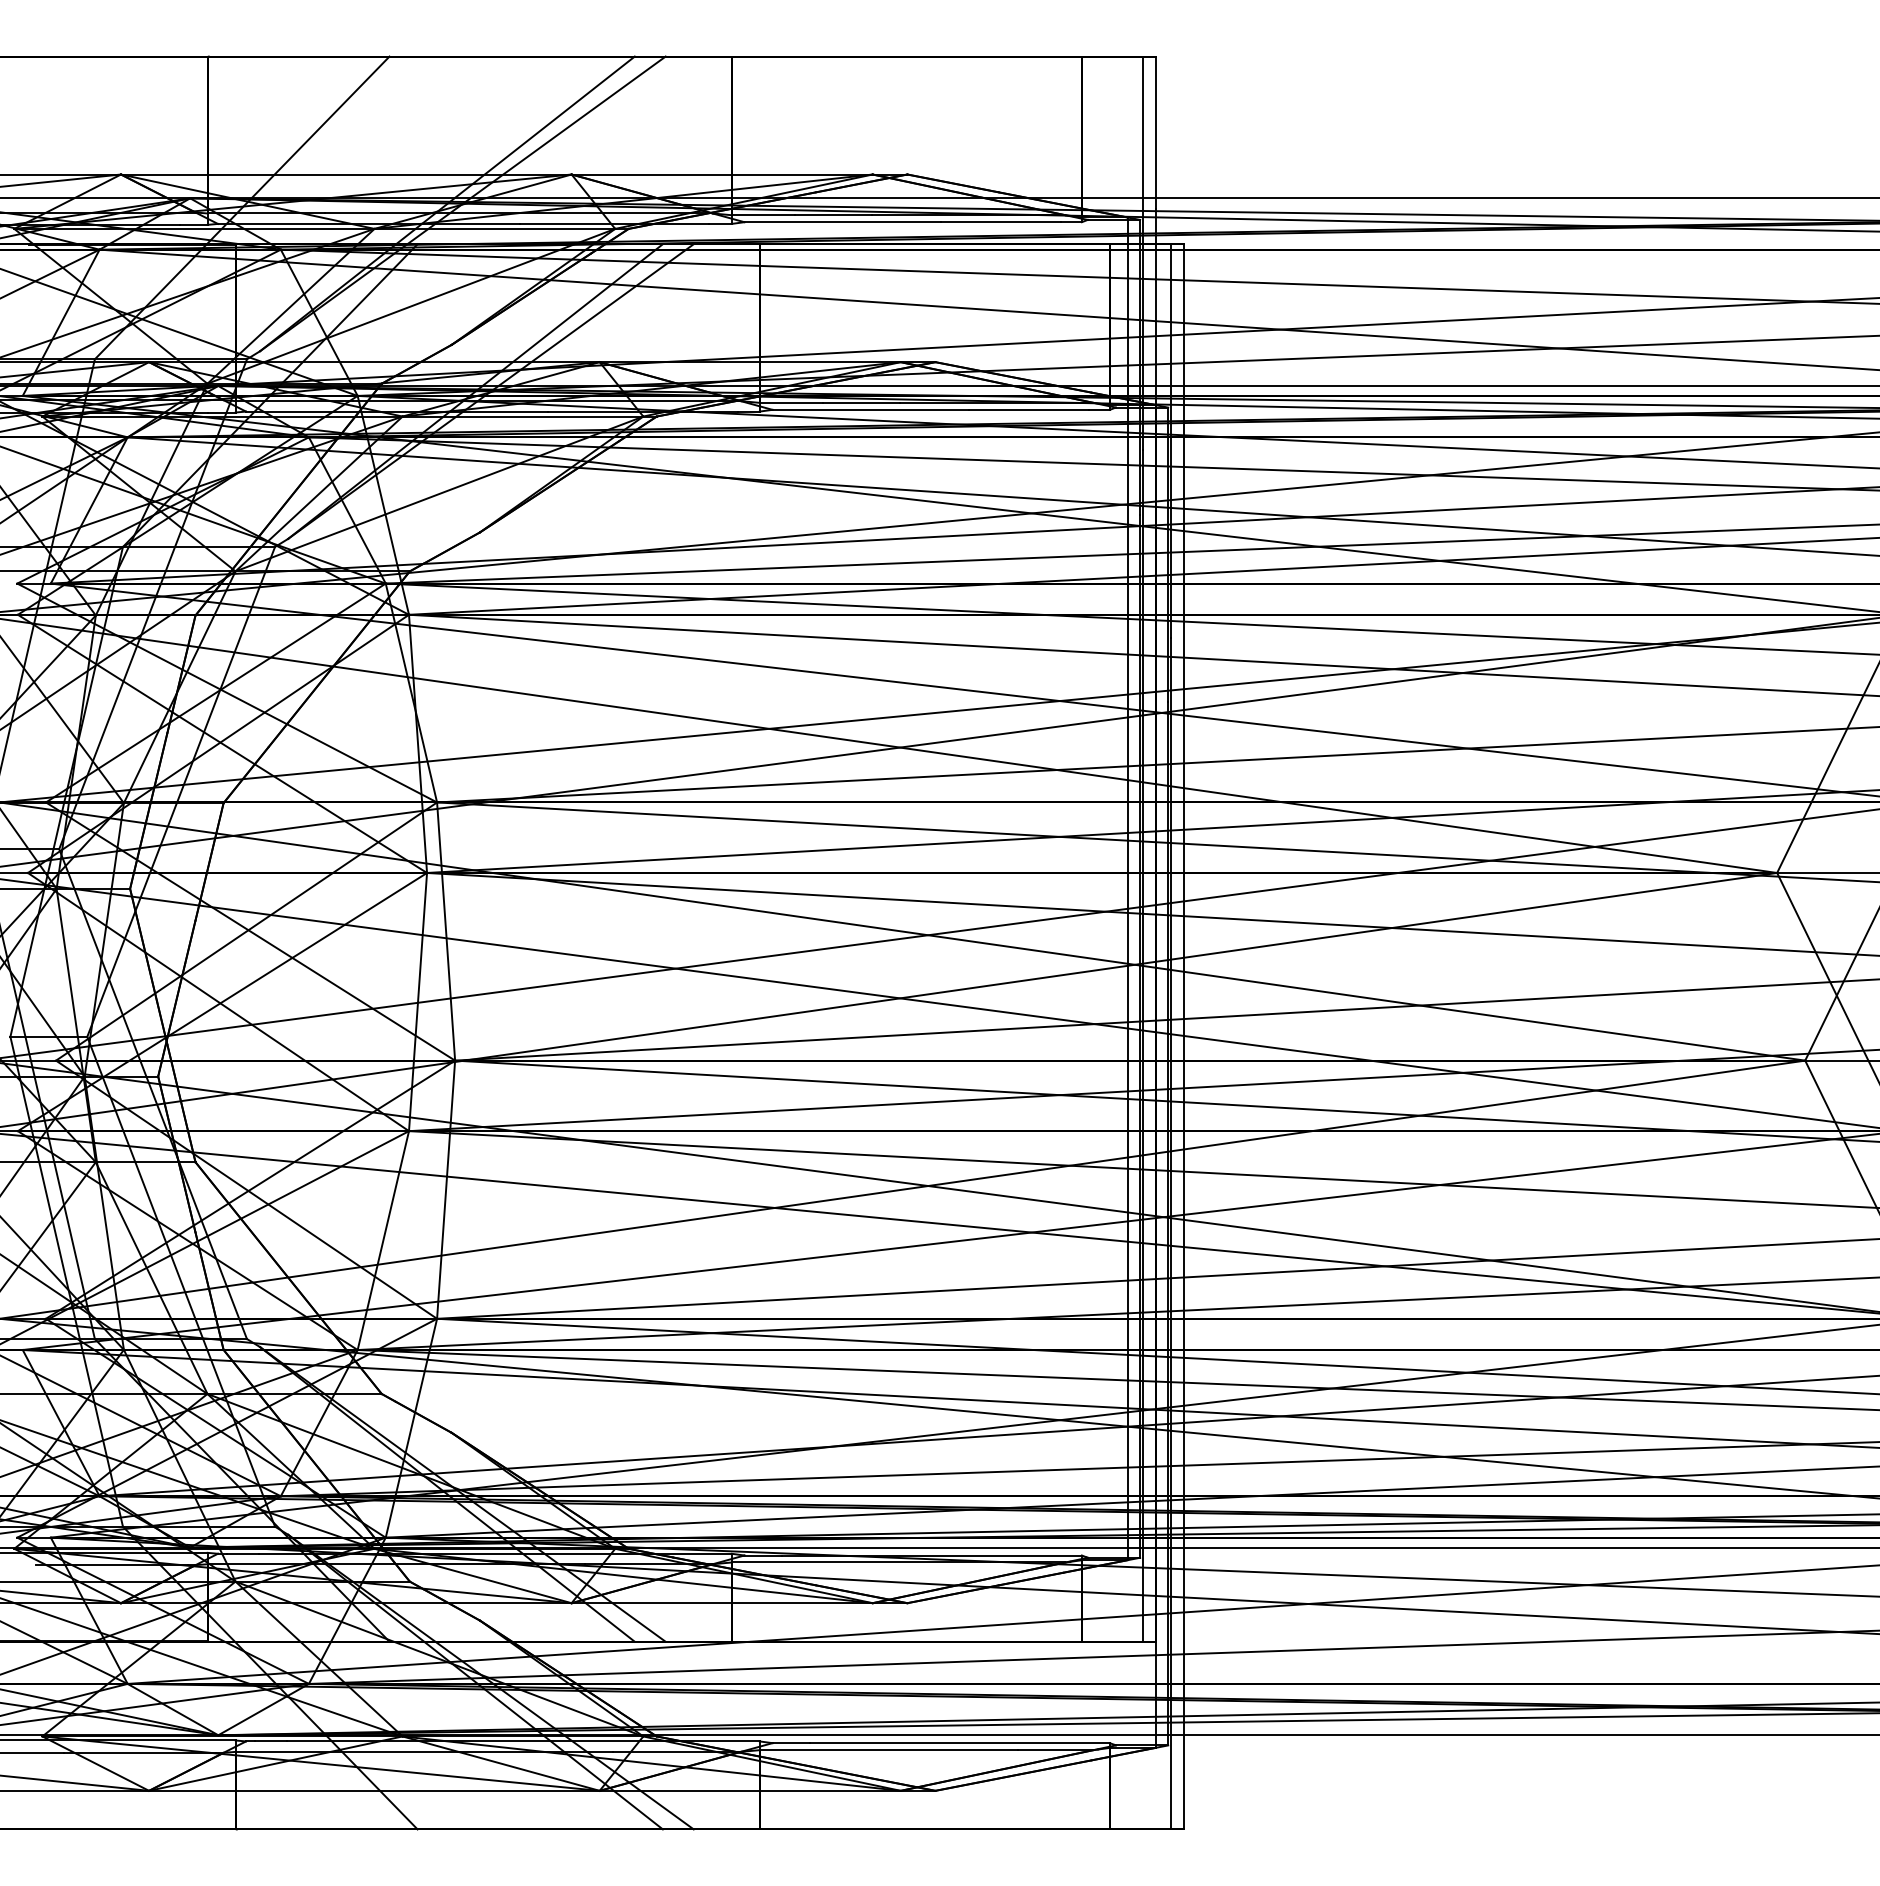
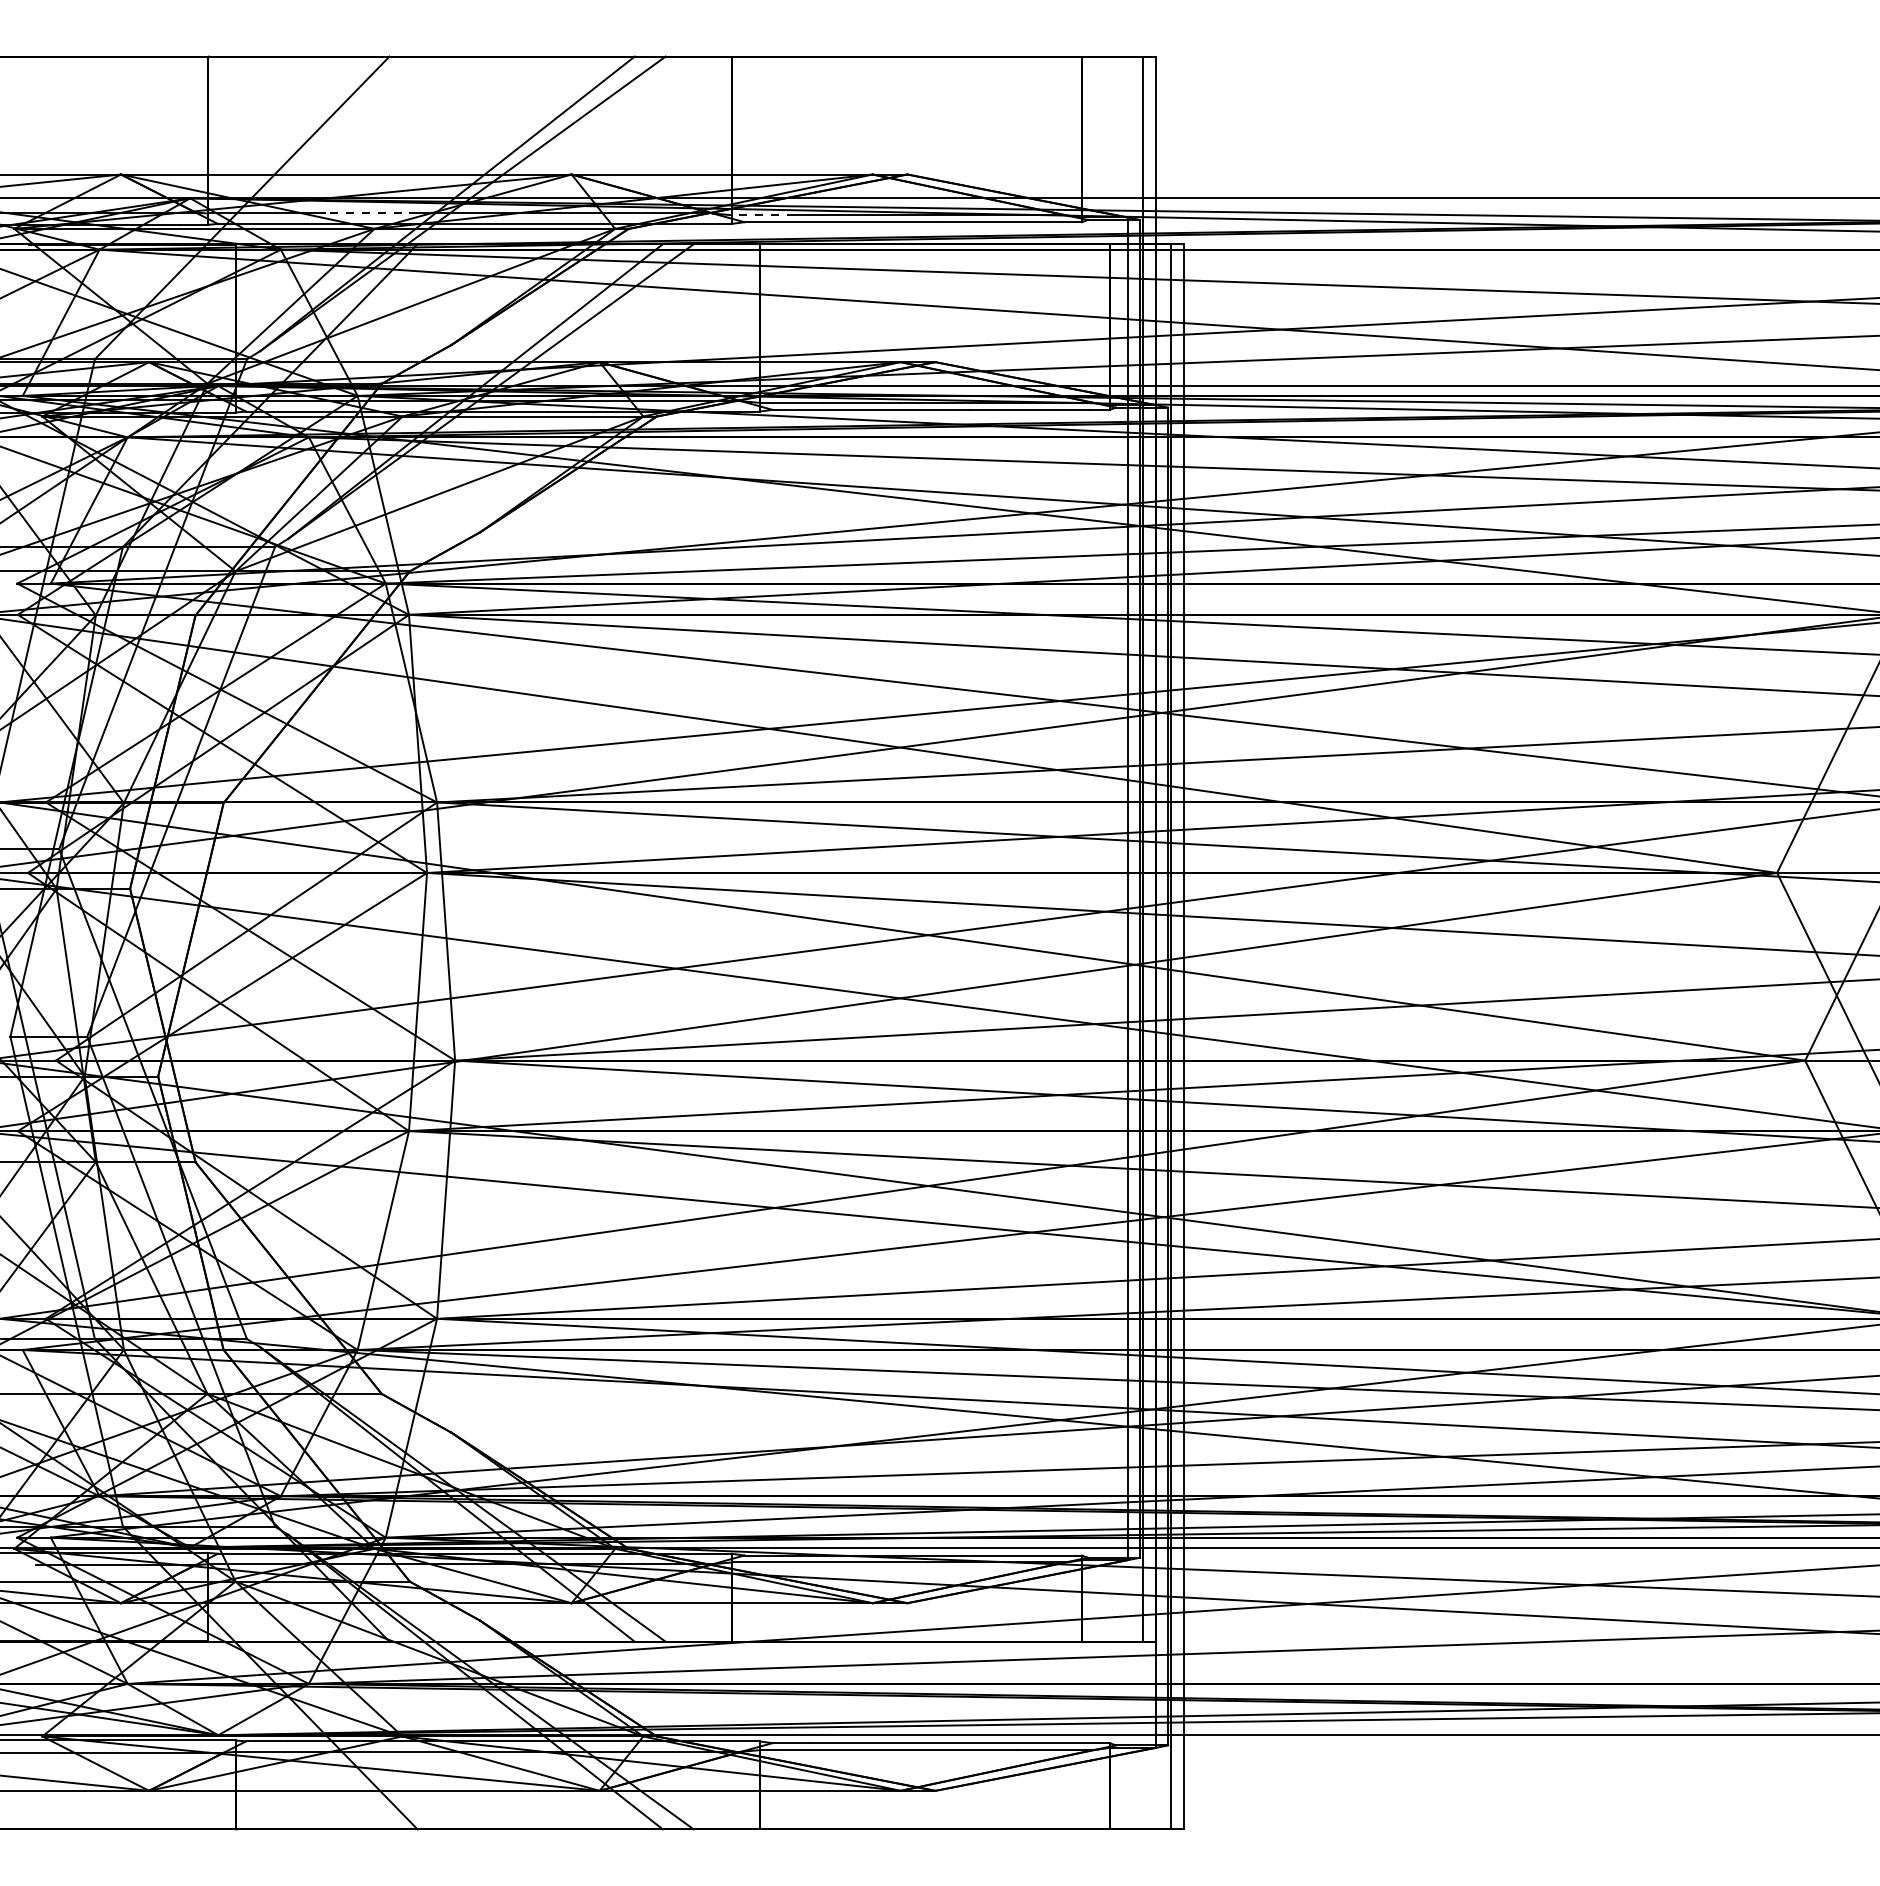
line: solid -> dashed (370, 213)
line: solid -> dashed (763, 215)
